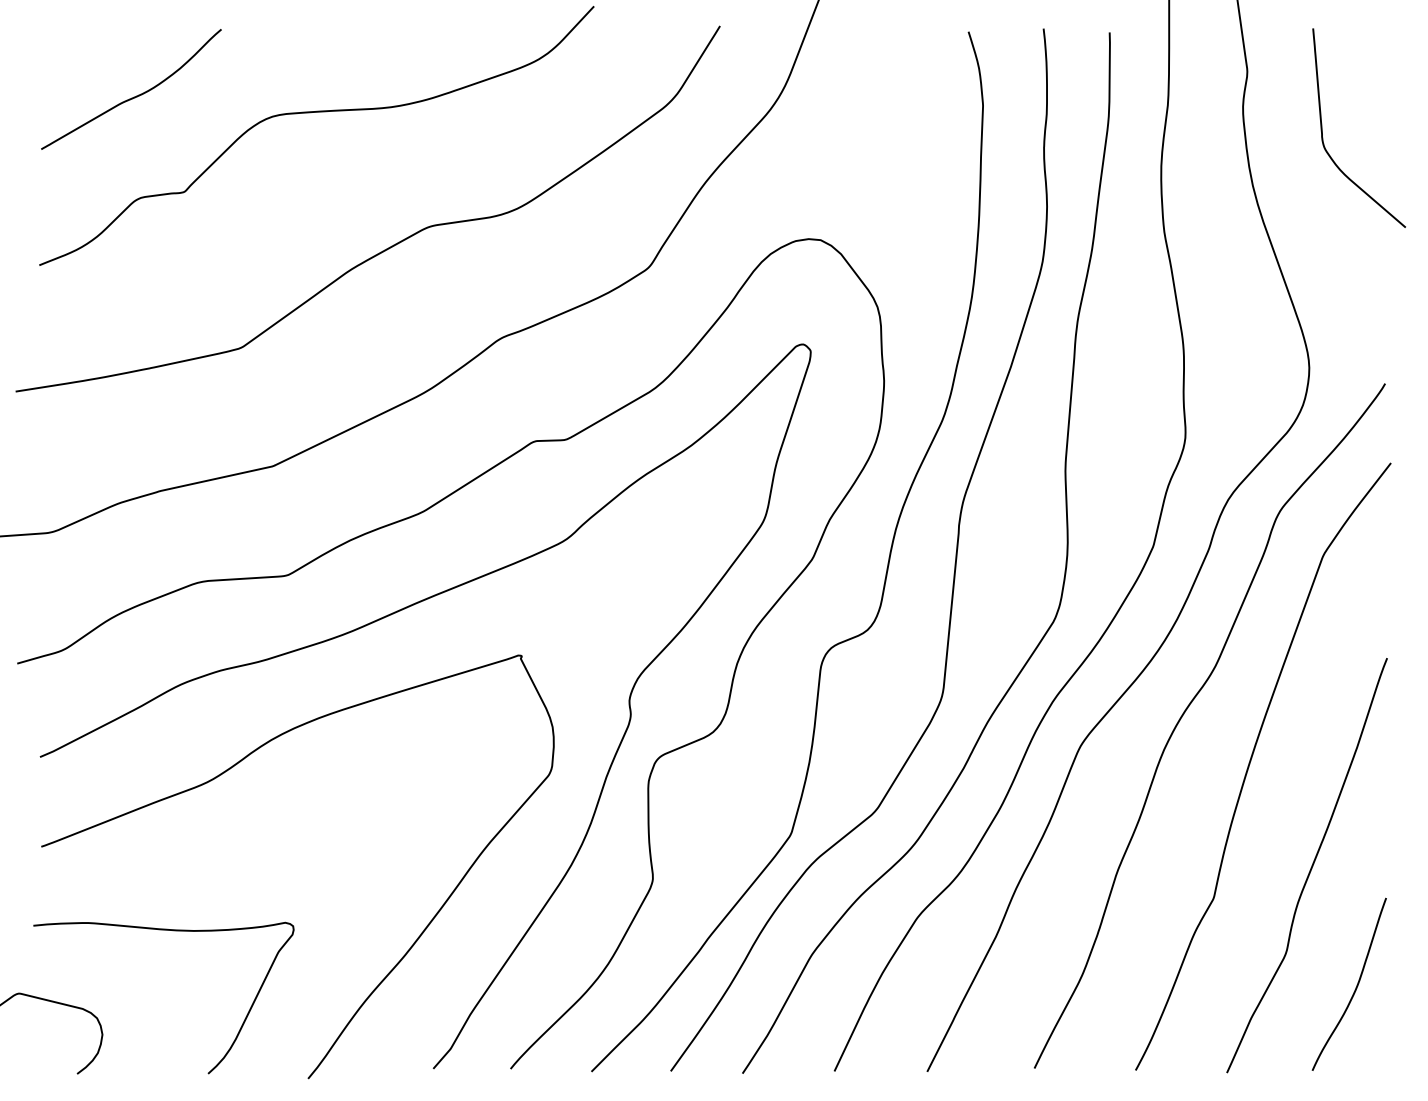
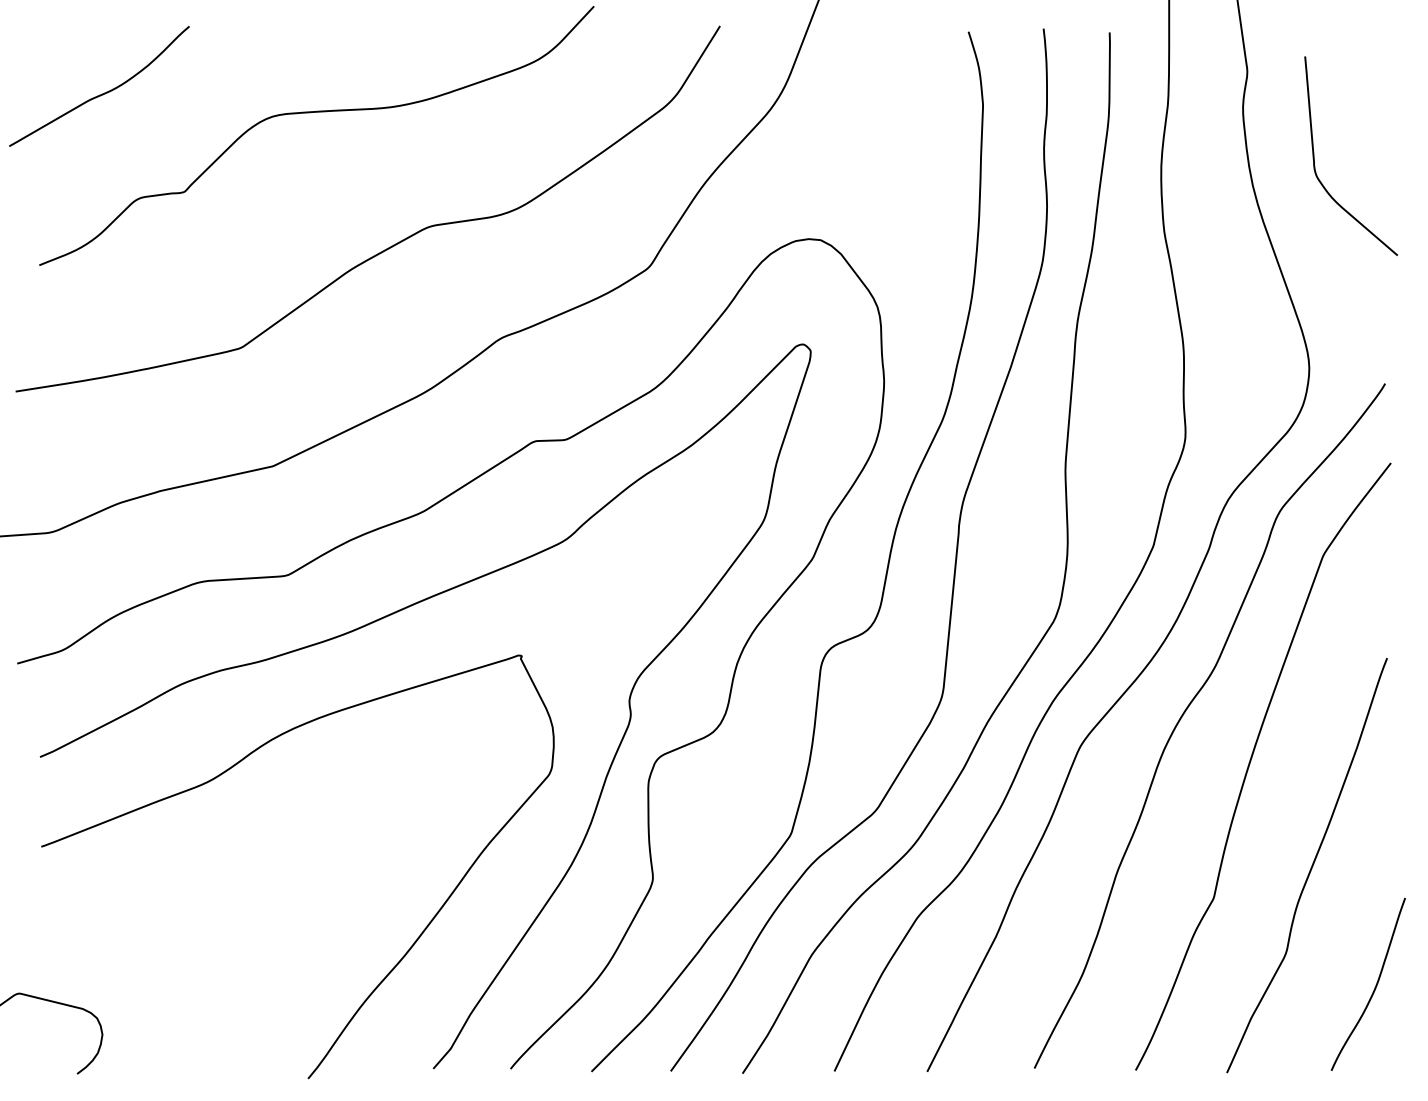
curve position: (134, 96) -> (102, 93) (102, 93)
curve position: (1322, 127) -> (1314, 155) (1314, 155)
curve: present -> none (173, 931)
curve position: (1355, 987) -> (1374, 987) (1374, 987)
